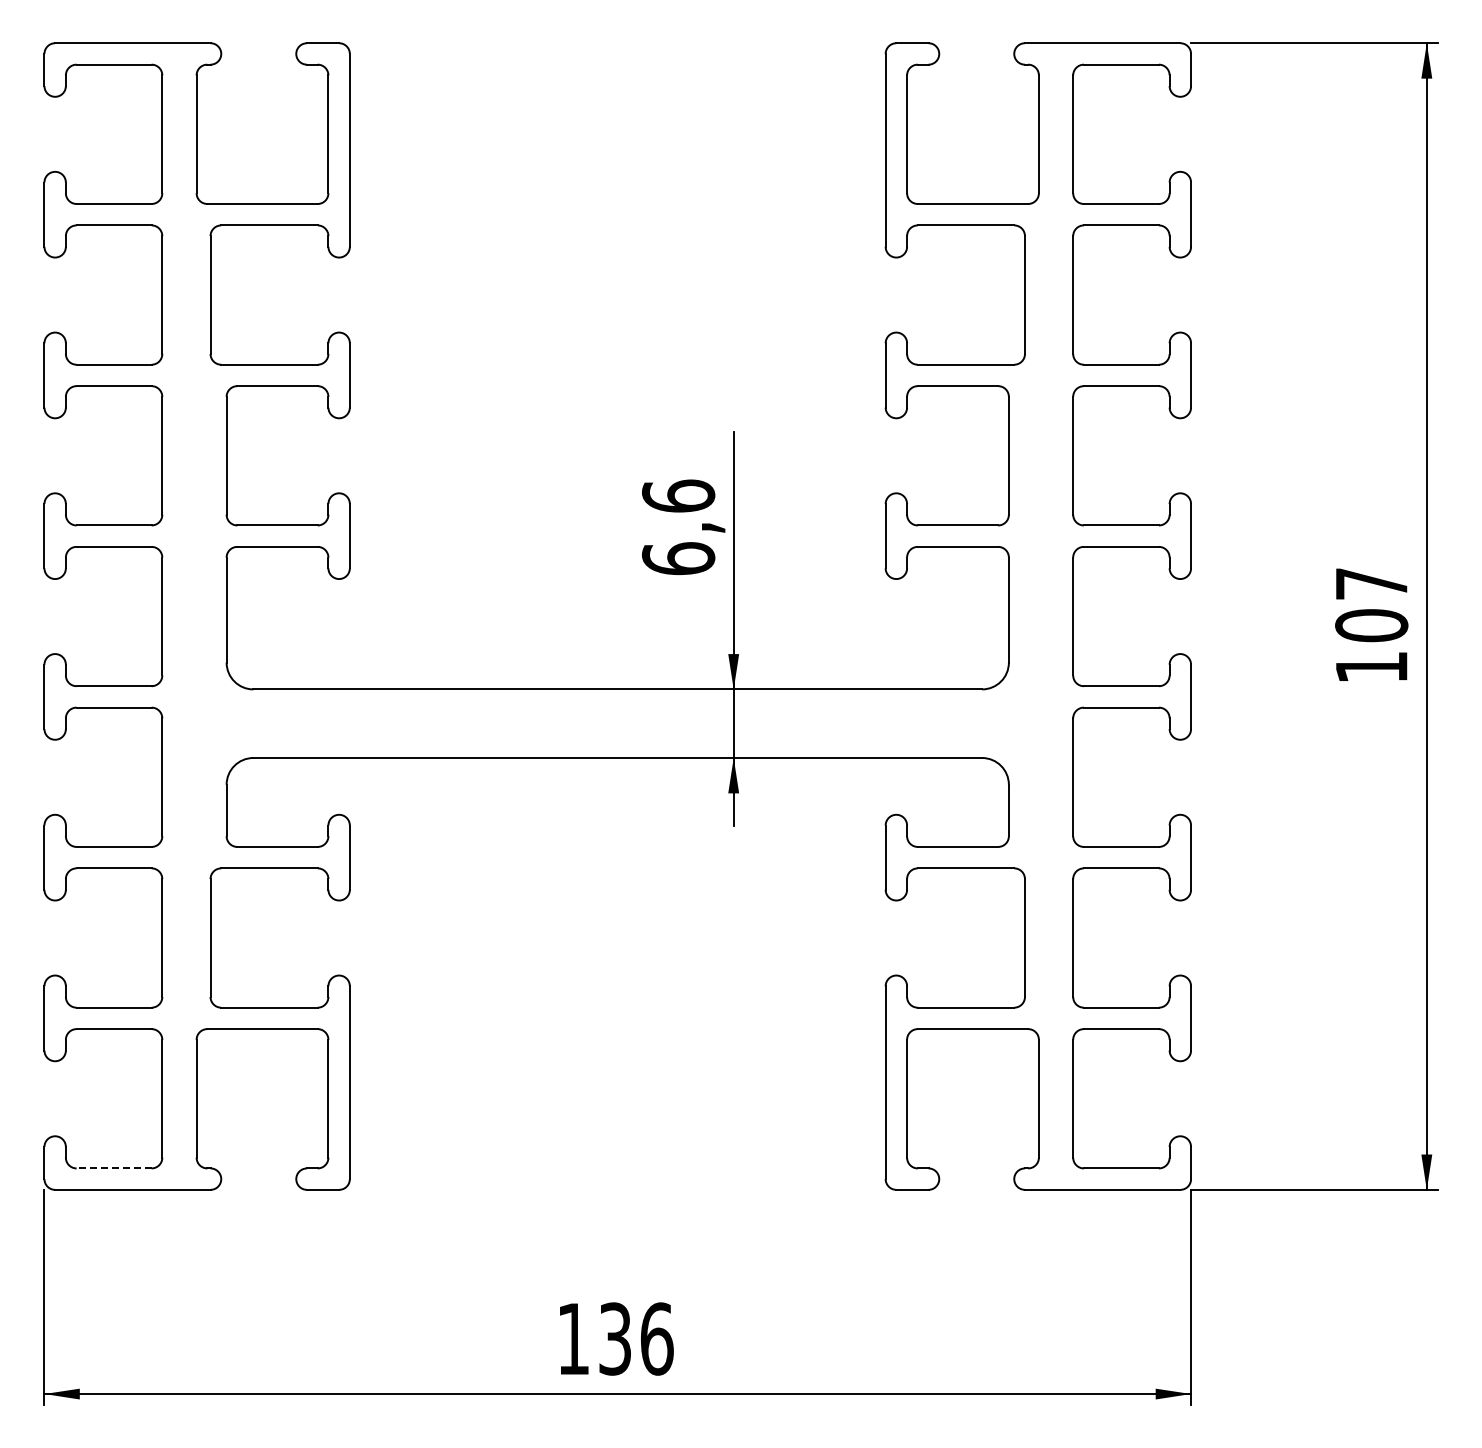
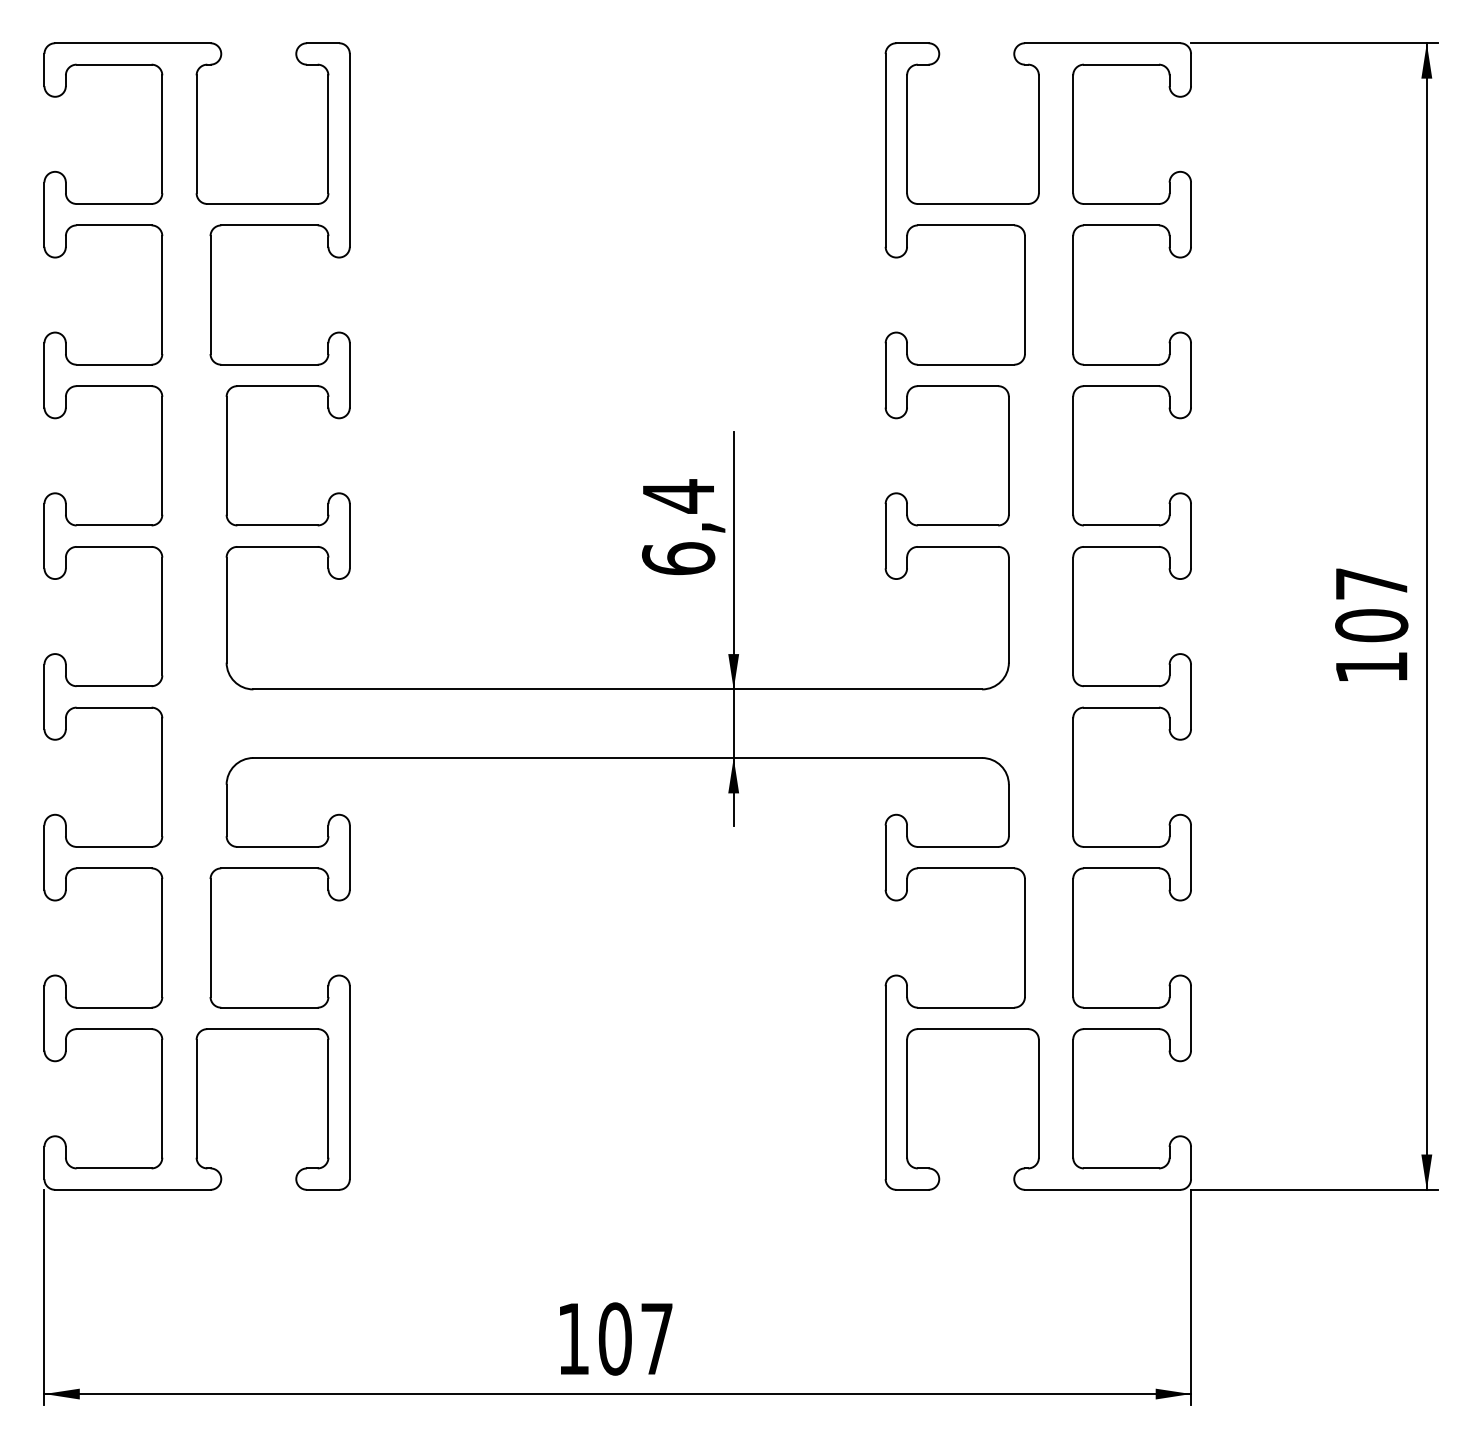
text: 6,6 -> 6,4 (678, 496)
line: dashed -> solid (114, 1168)
text: 136 -> 107 (636, 1338)
